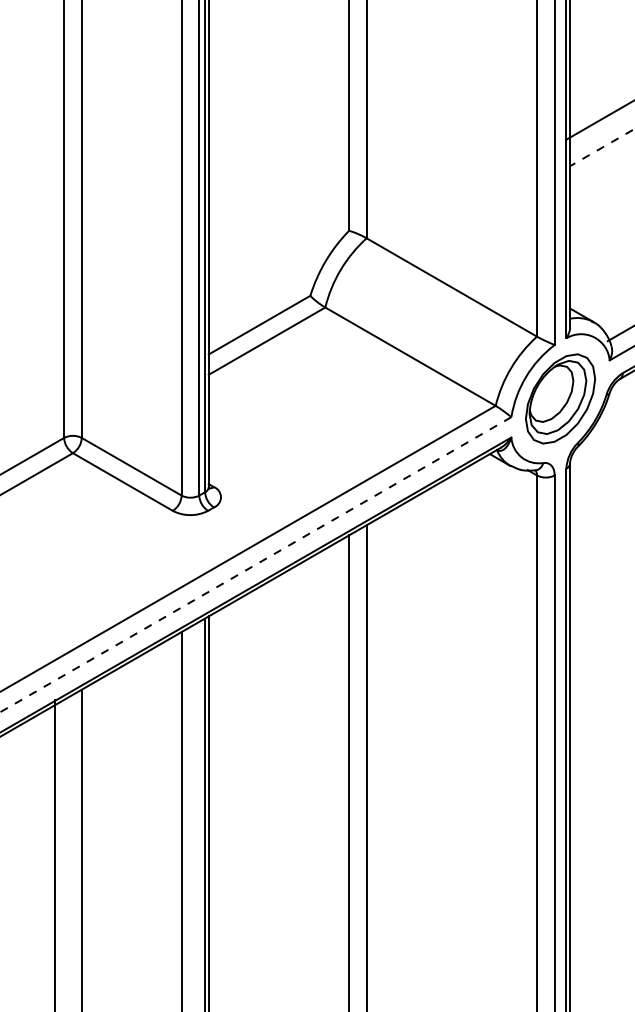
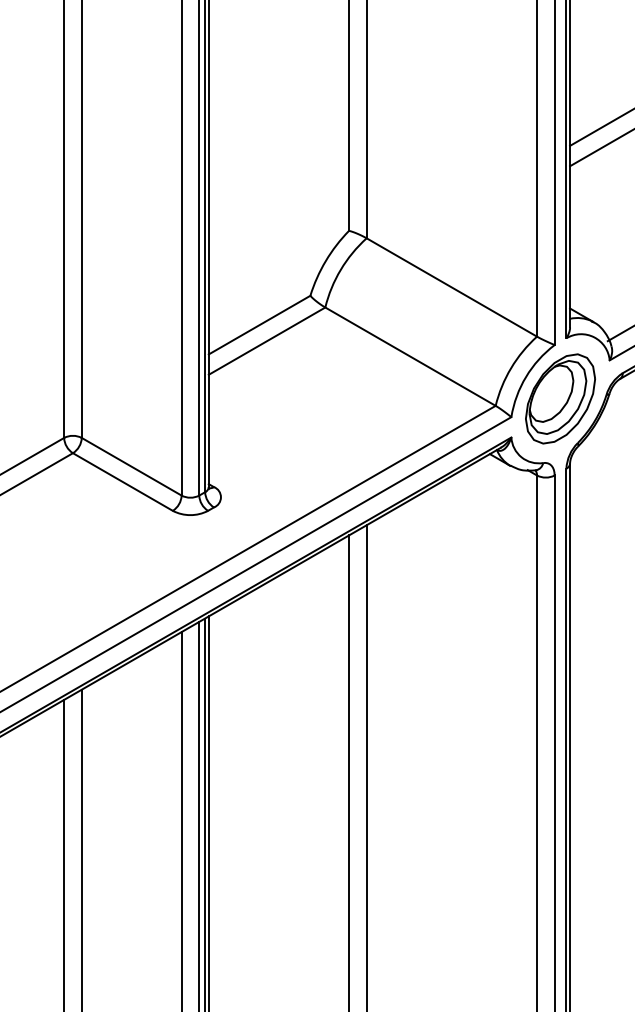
line position: (598, 120) -> (600, 127) (600, 127)
line: dashed -> solid (602, 147)
line: dashed -> solid (256, 564)
line: none -> present (199, 814)
line position: (55, 853) -> (64, 853) (64, 853)
